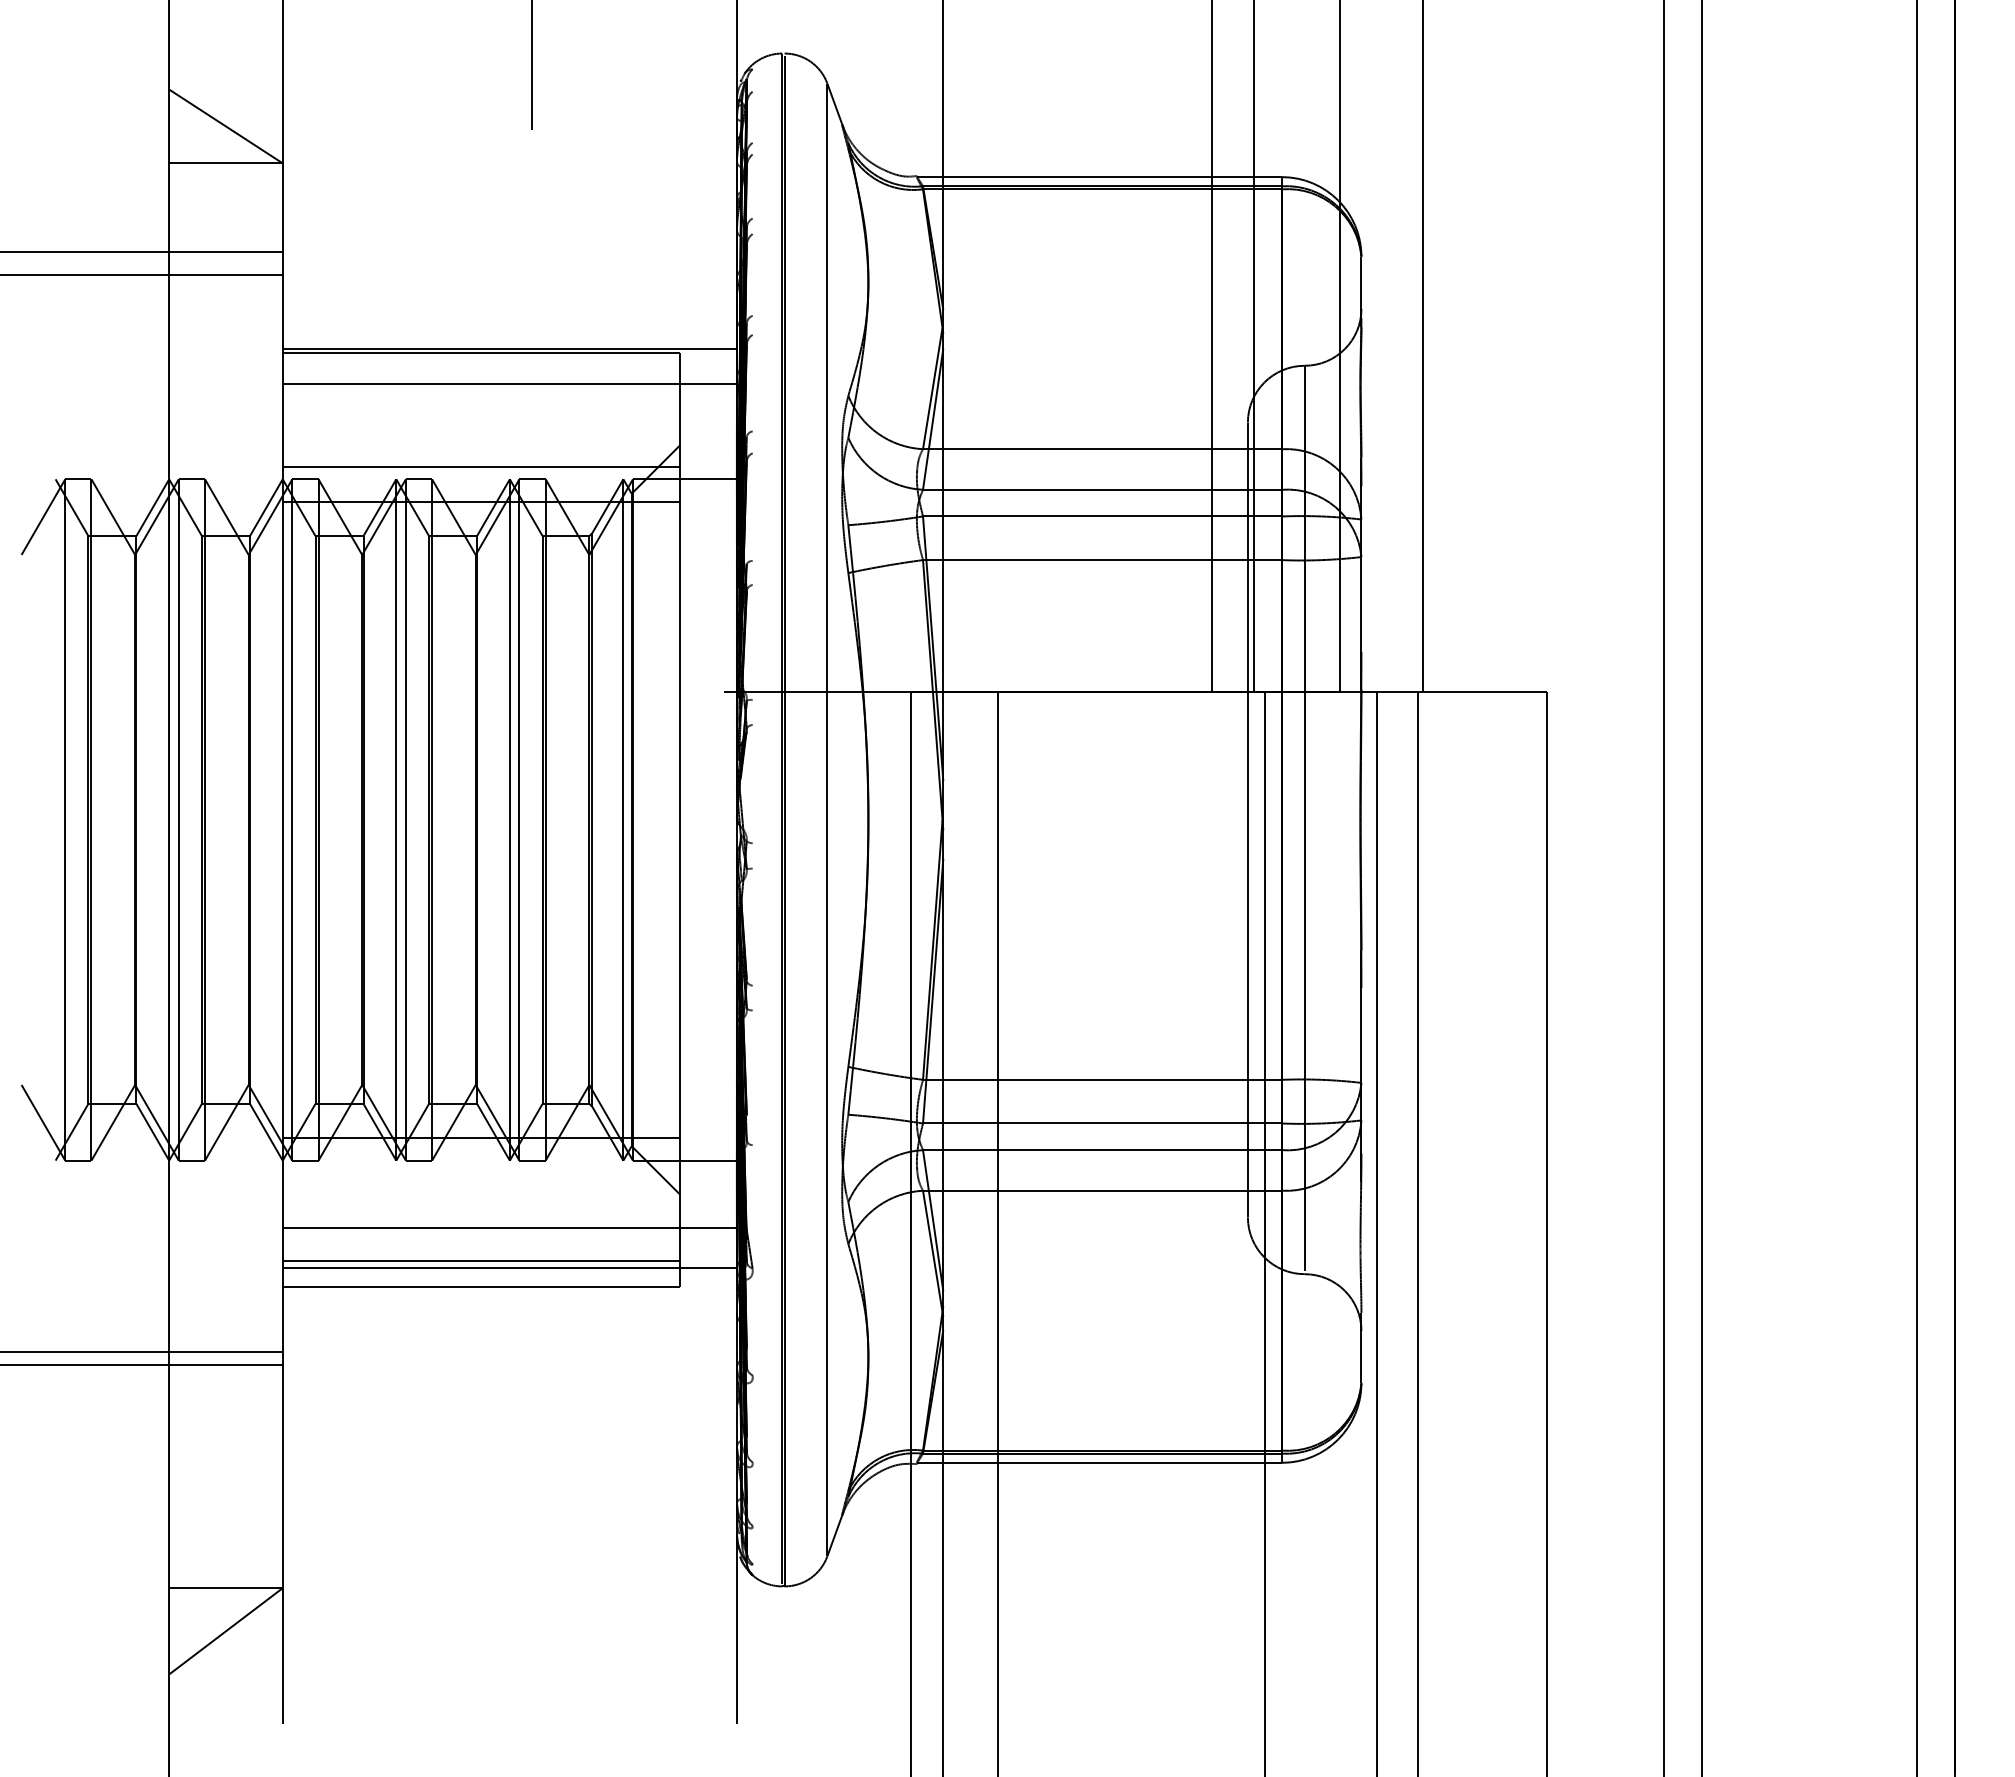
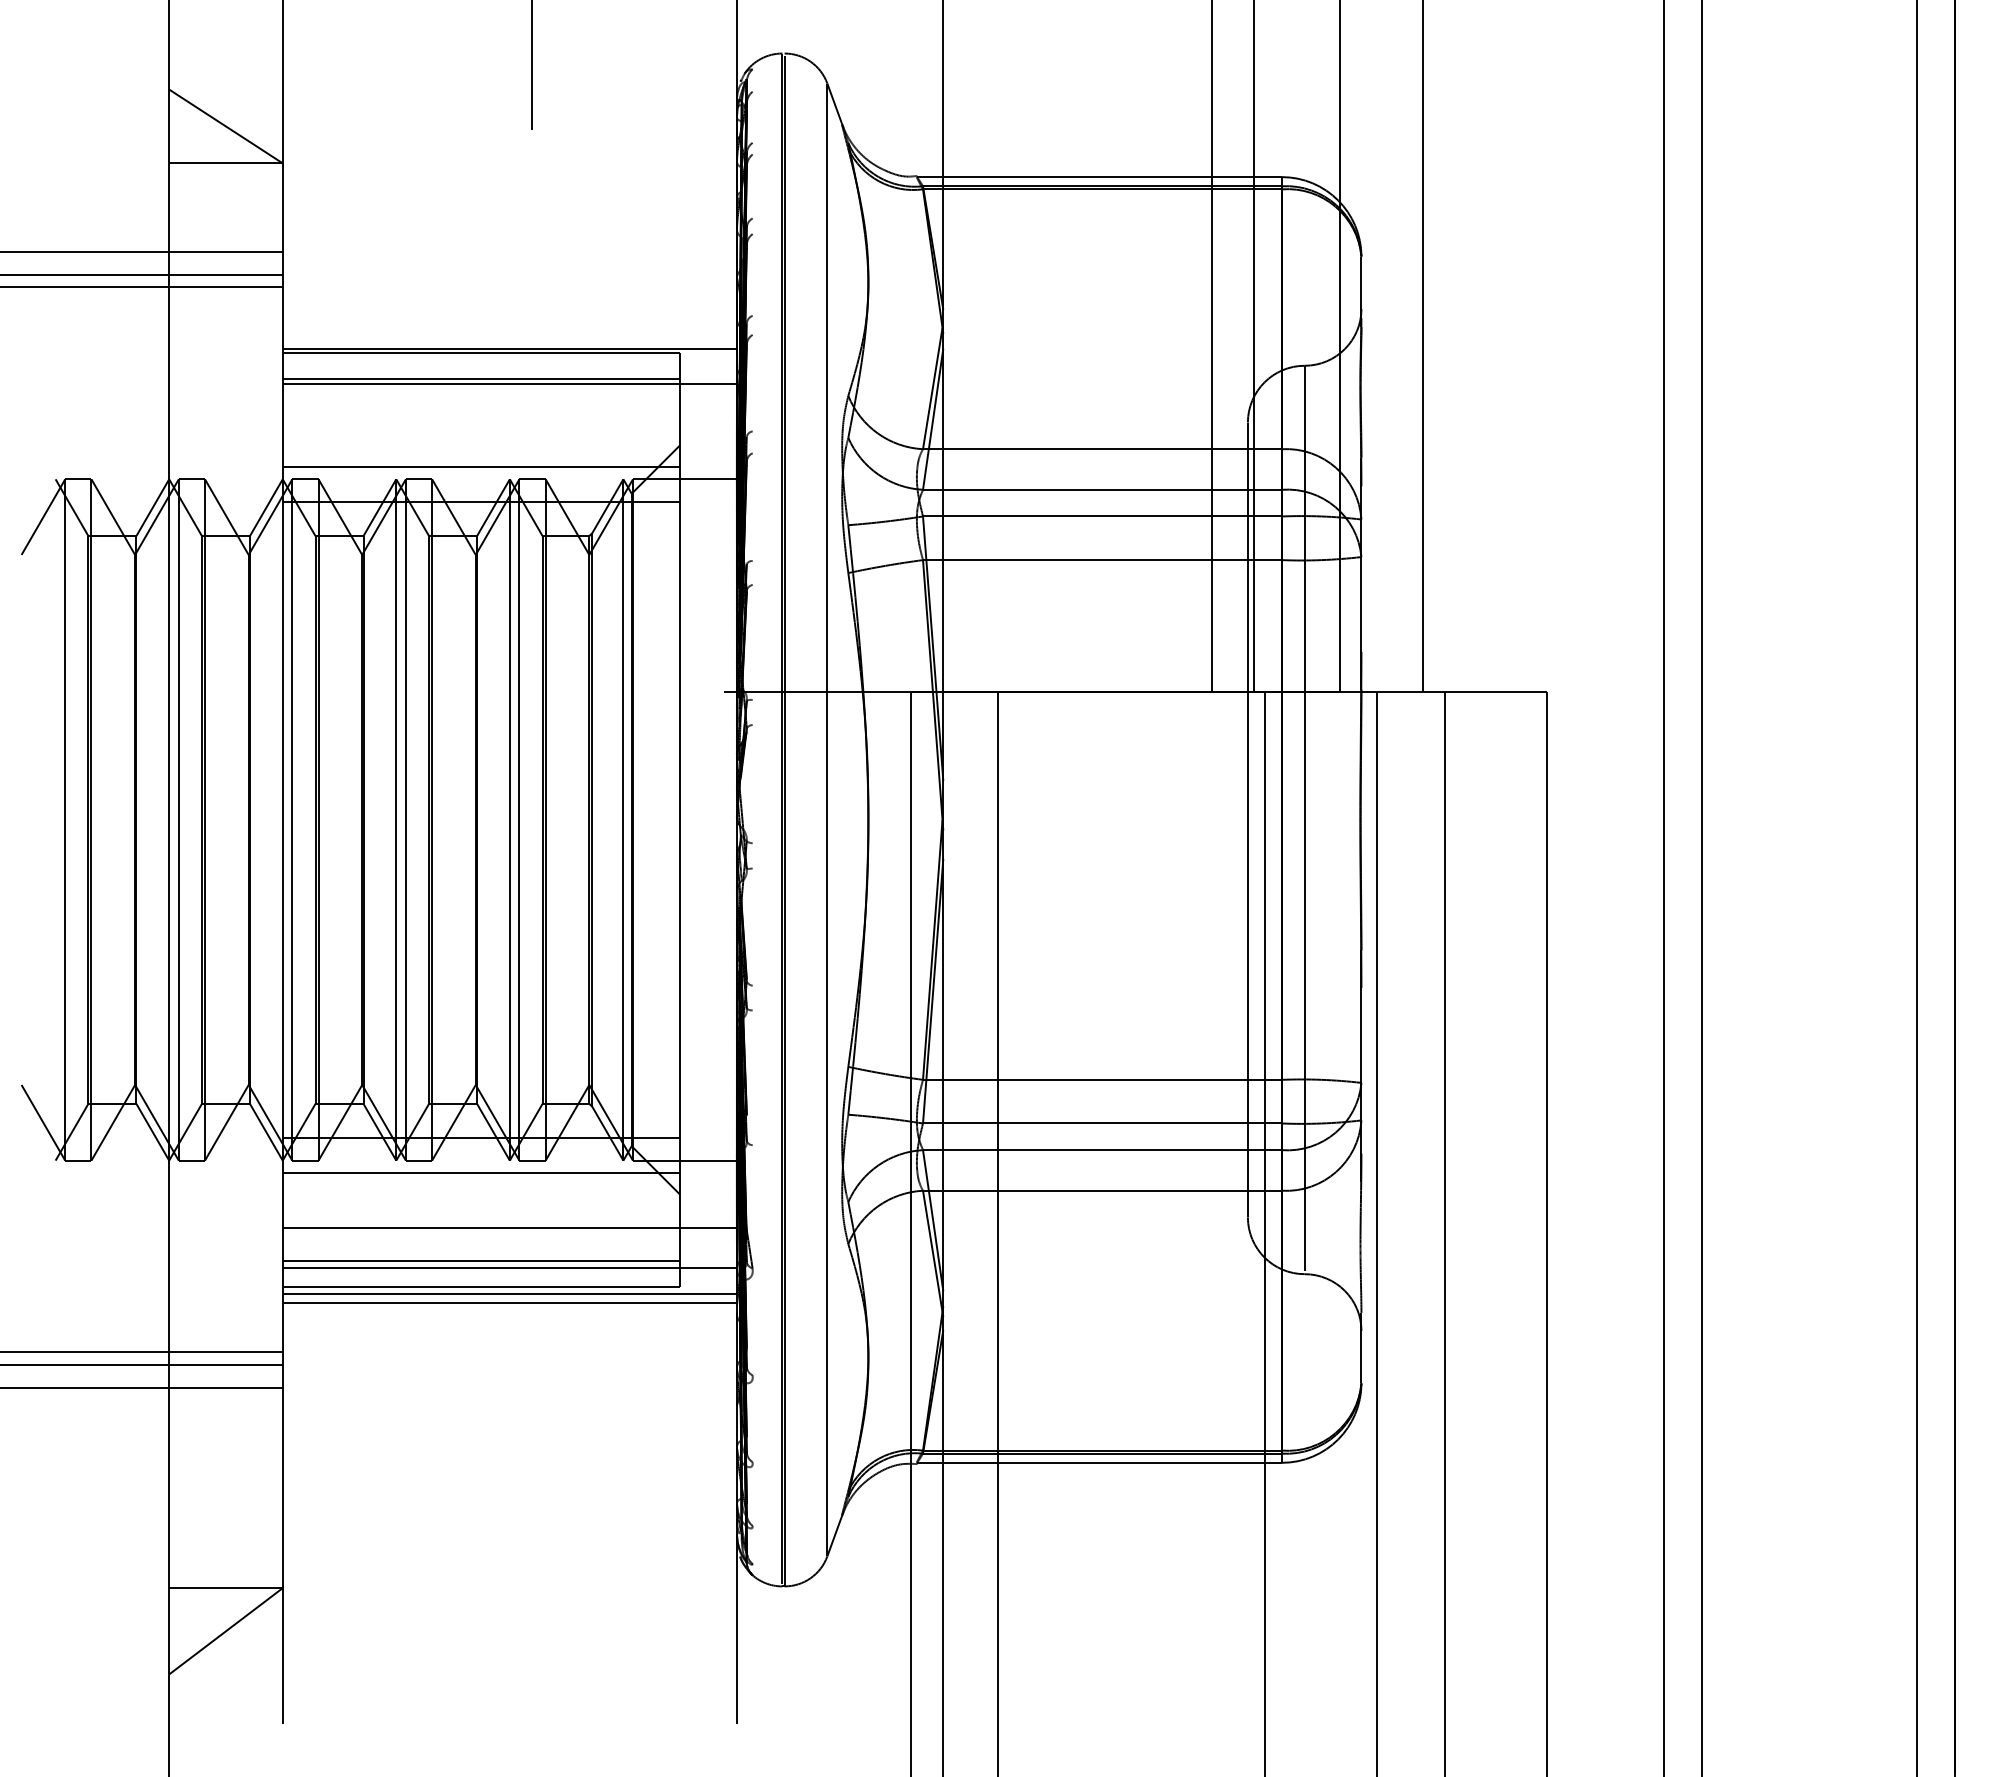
line: none -> present (142, 287)
line: none -> present (481, 379)
line: none -> present (481, 1173)
line position: (1418, 1232) -> (1445, 1232) (1445, 1232)
line: none -> present (509, 1294)
line: none -> present (509, 1303)
line: none -> present (142, 1387)
